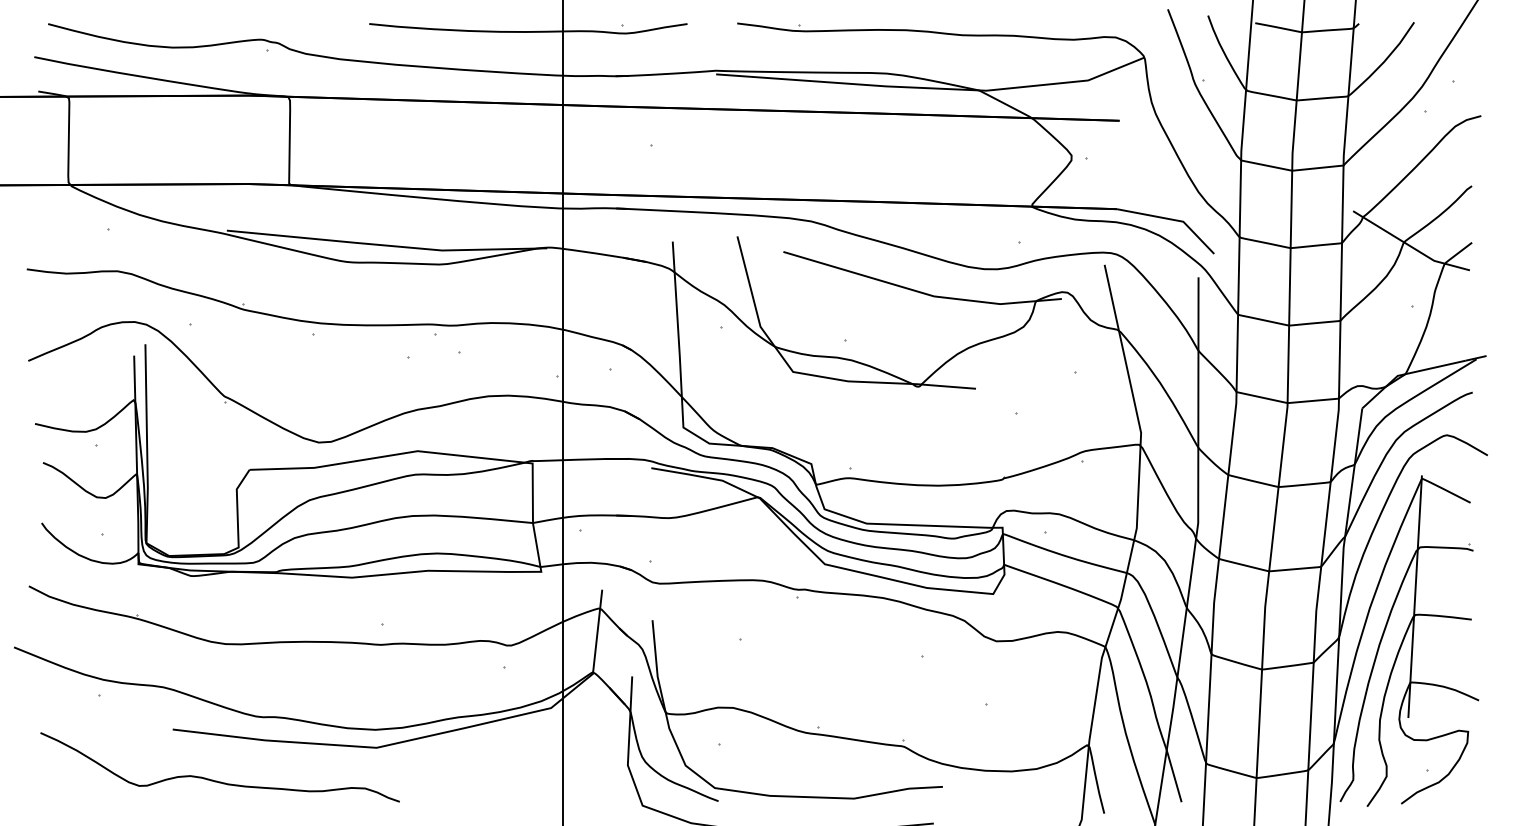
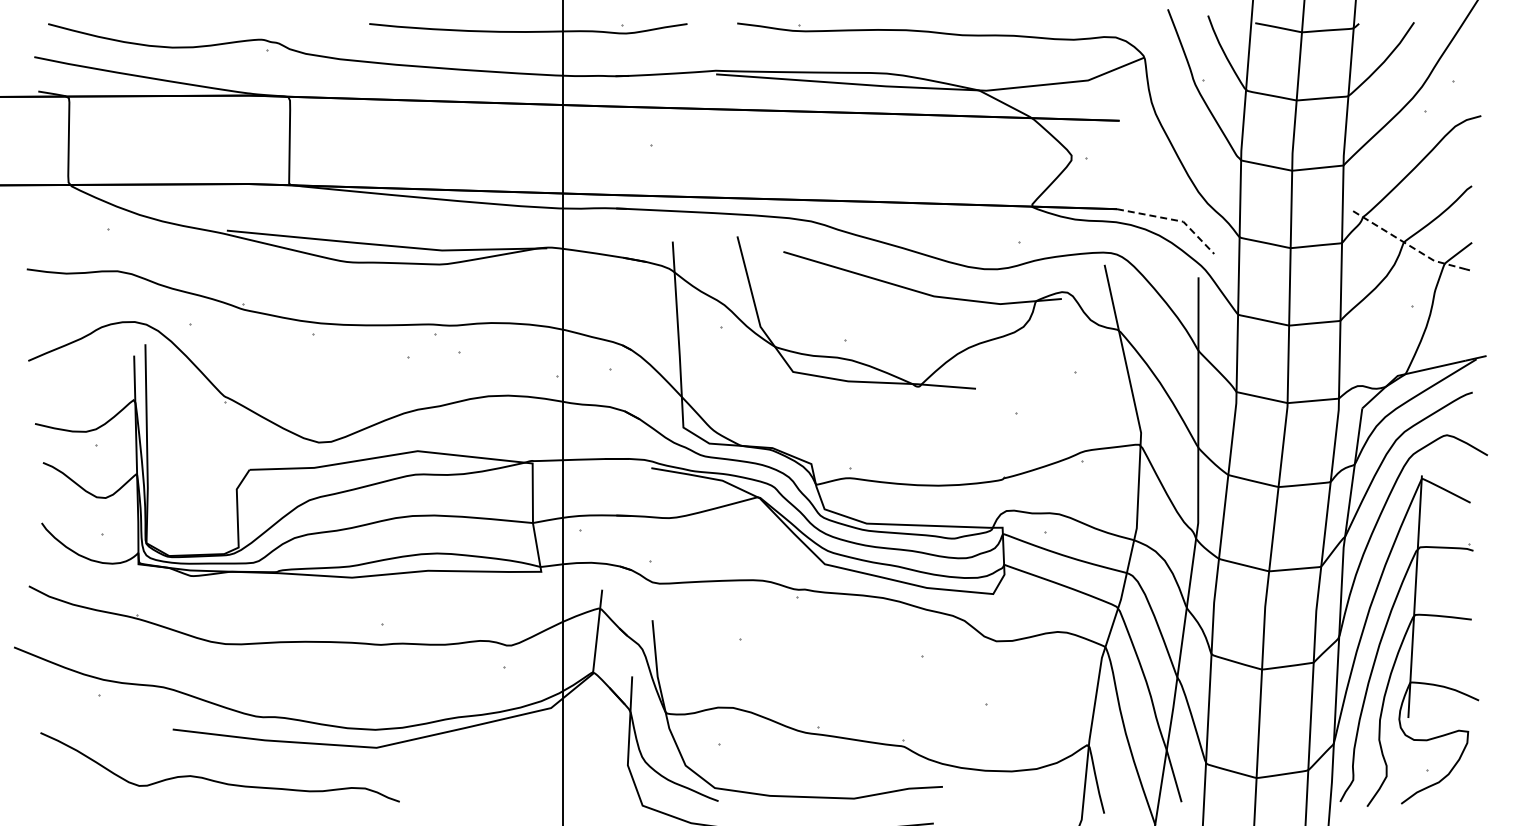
line: solid -> dashed (1172, 219)
line: solid -> dashed (1408, 244)
